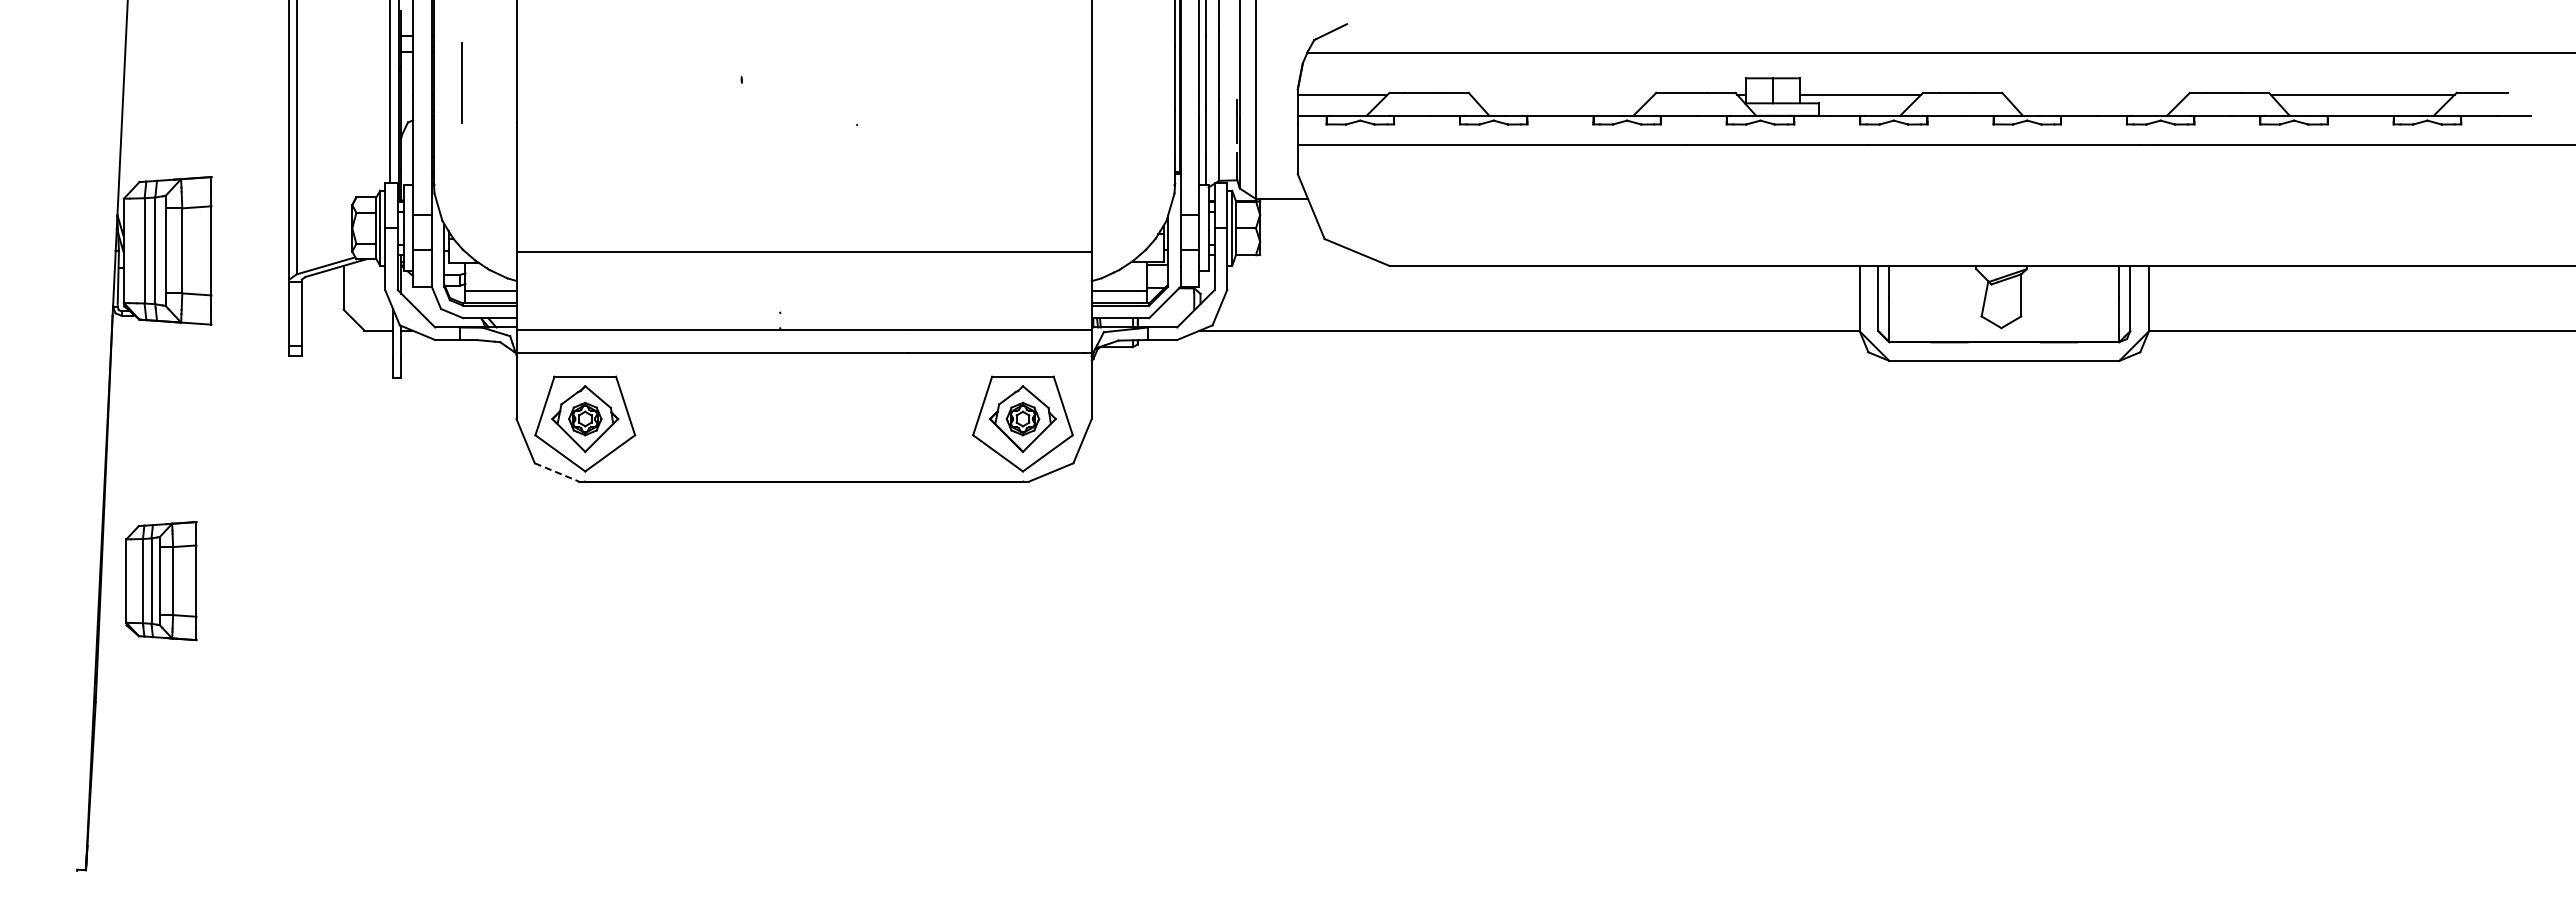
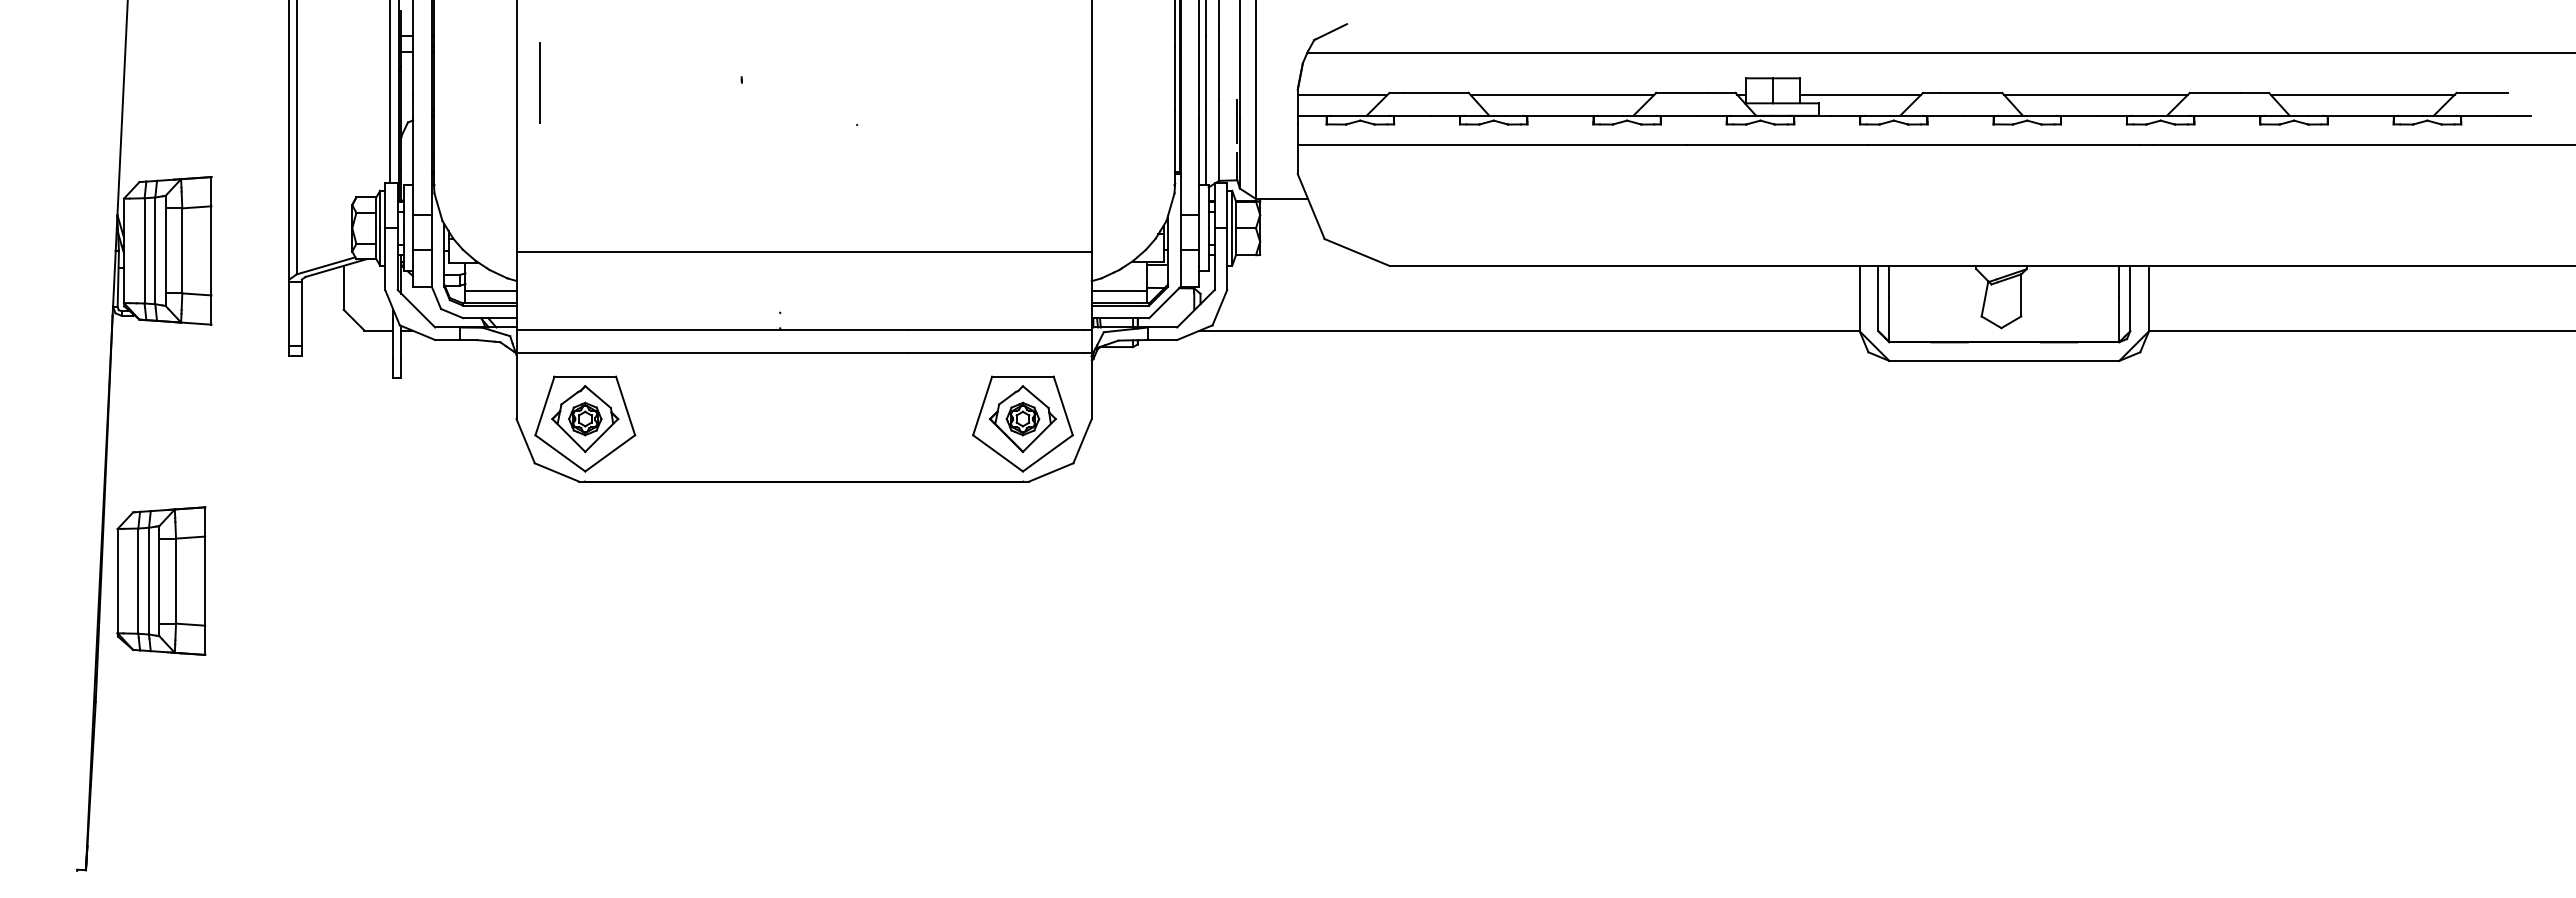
line position: (461, 82) -> (539, 82) (539, 82)
line: none -> present (1562, 95)
line: none -> present (2095, 95)
line: dashed -> solid (556, 472)
part size: 73x121 px -> 91x150 px (161, 580)
